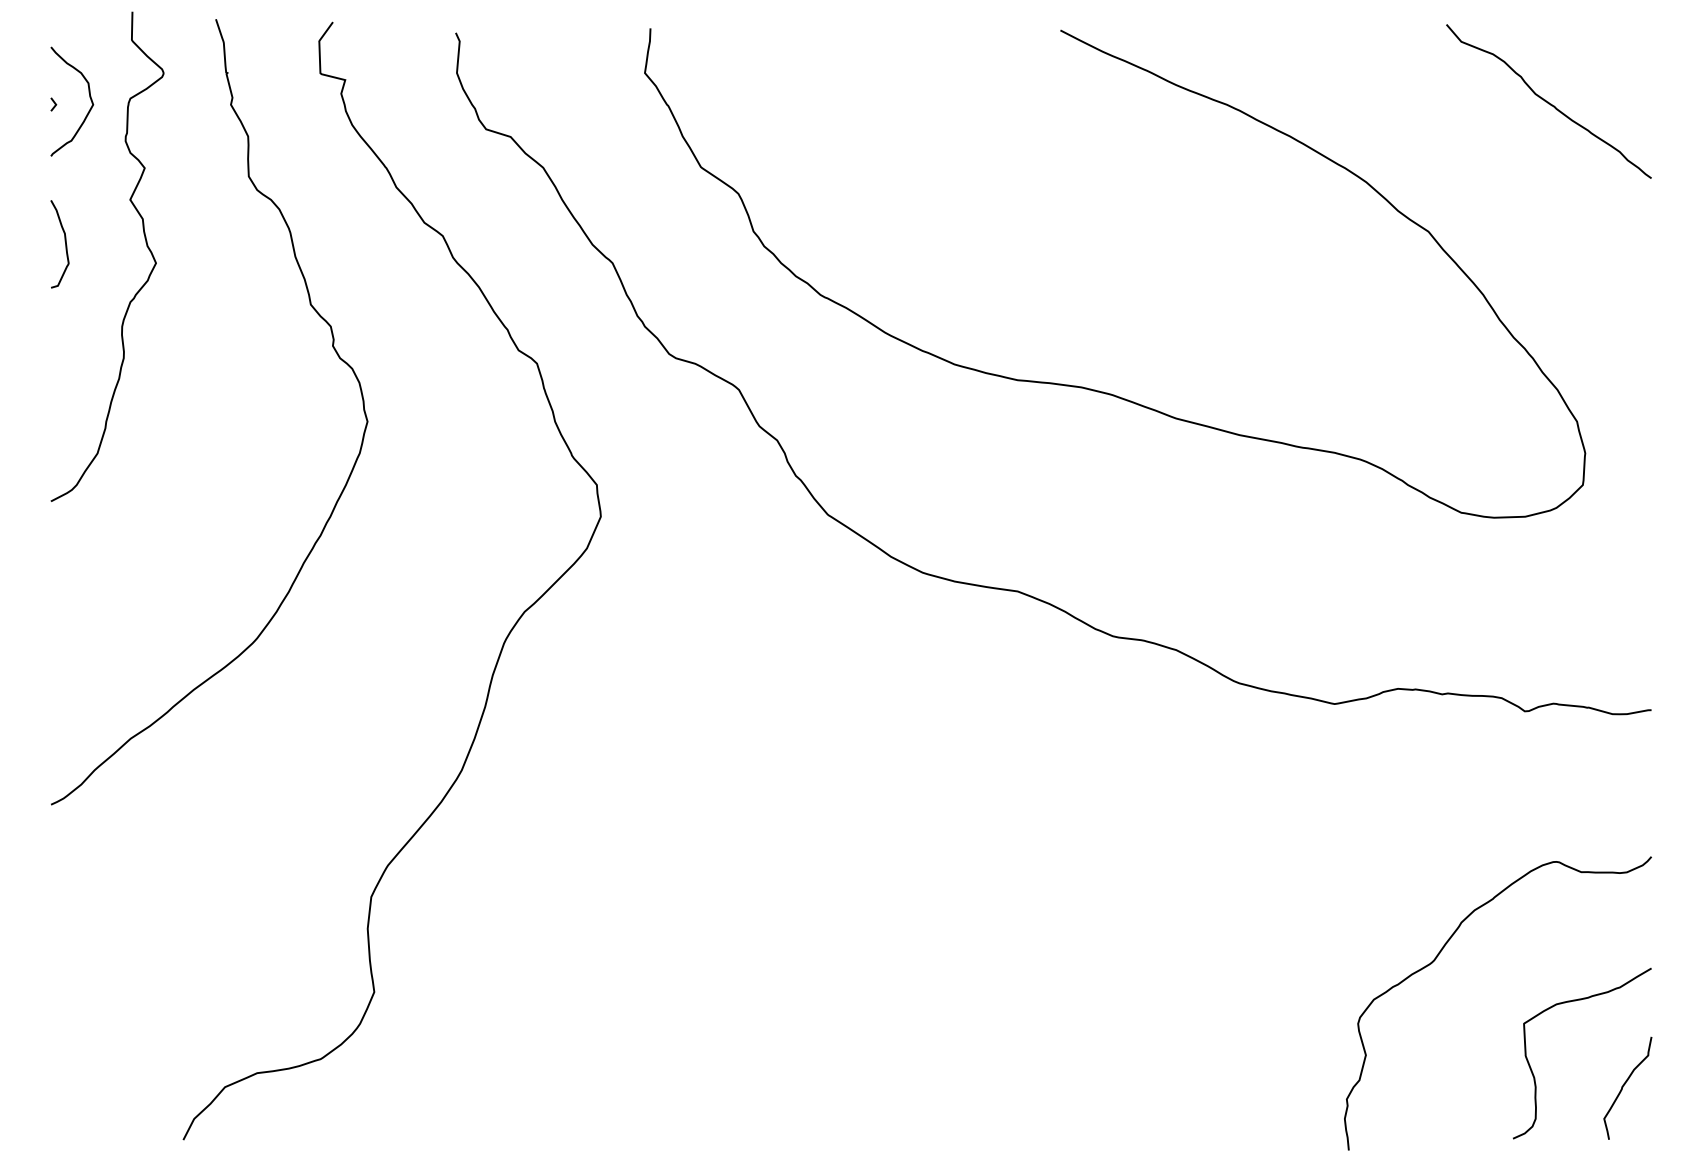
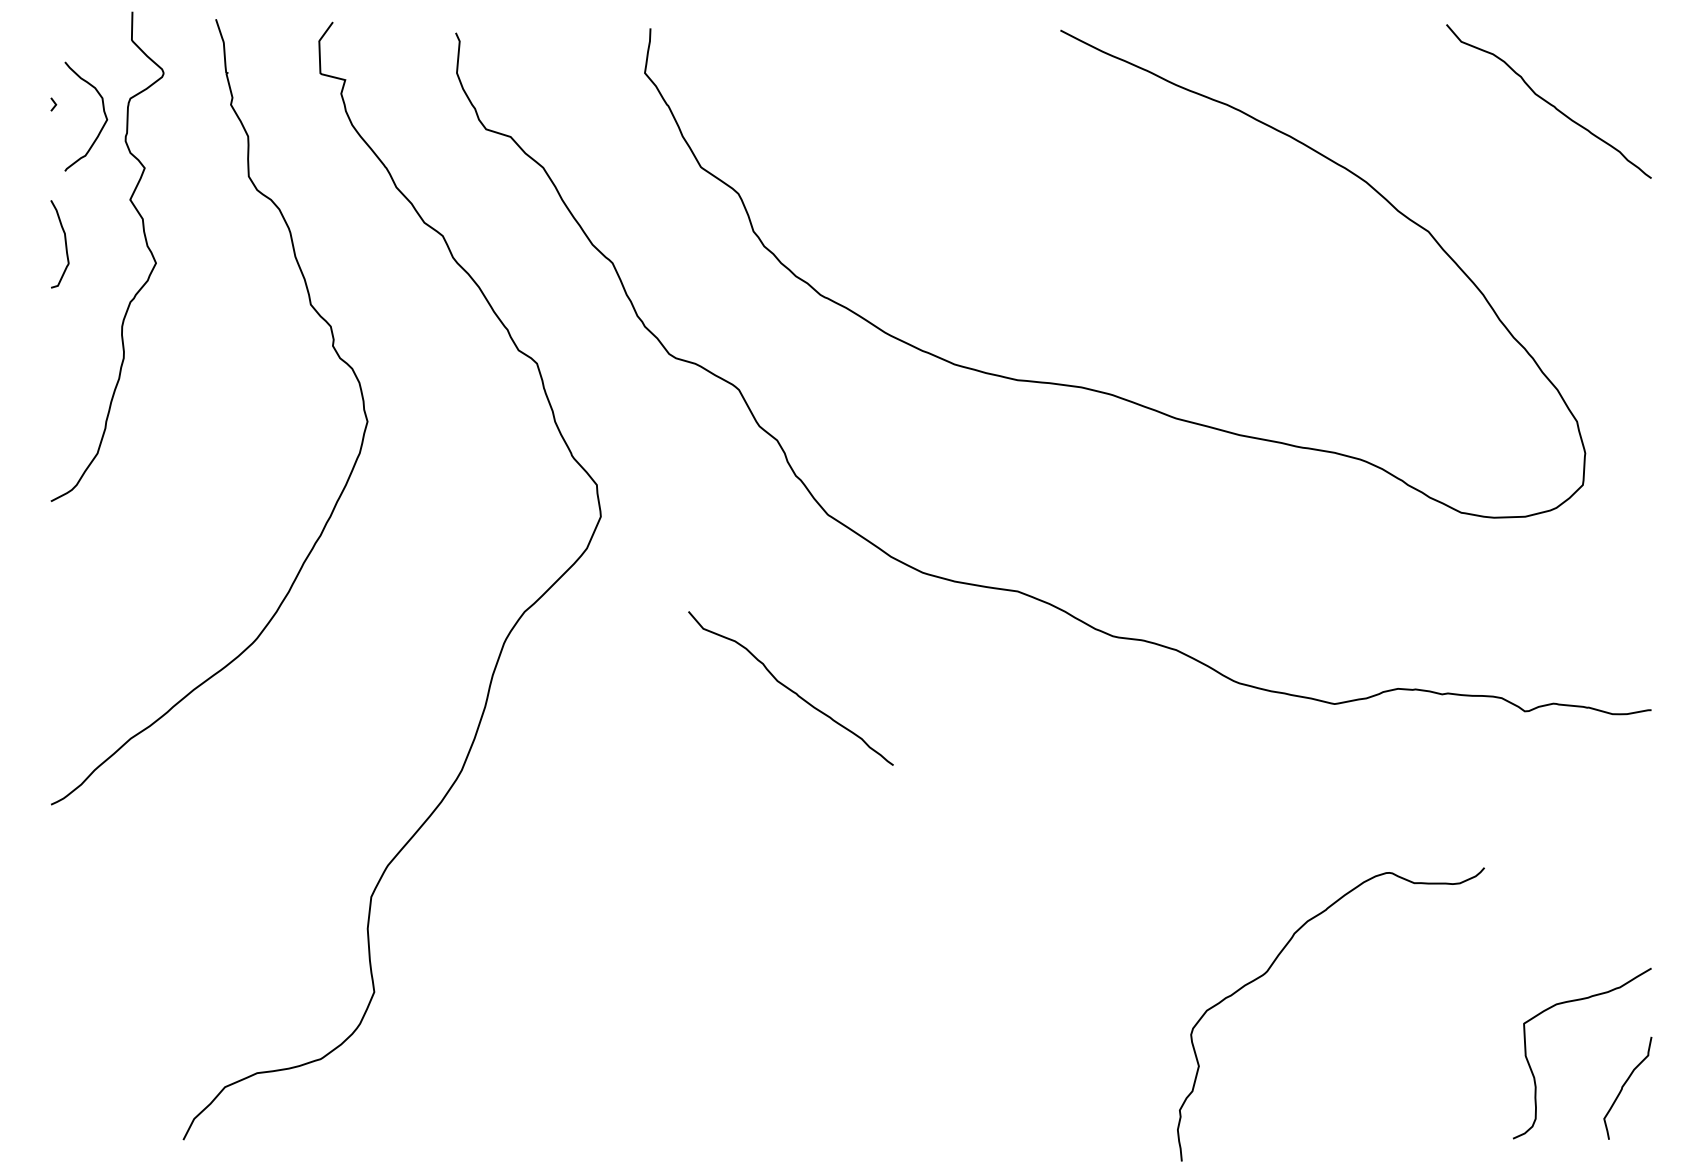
curve position: (89, 97) -> (103, 112) (103, 112)
curve: none -> present (790, 688)
curve position: (1438, 956) -> (1271, 967) (1271, 967)
